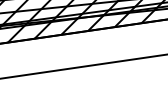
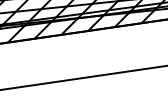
line position: (83, 66) -> (83, 77) (83, 77)
